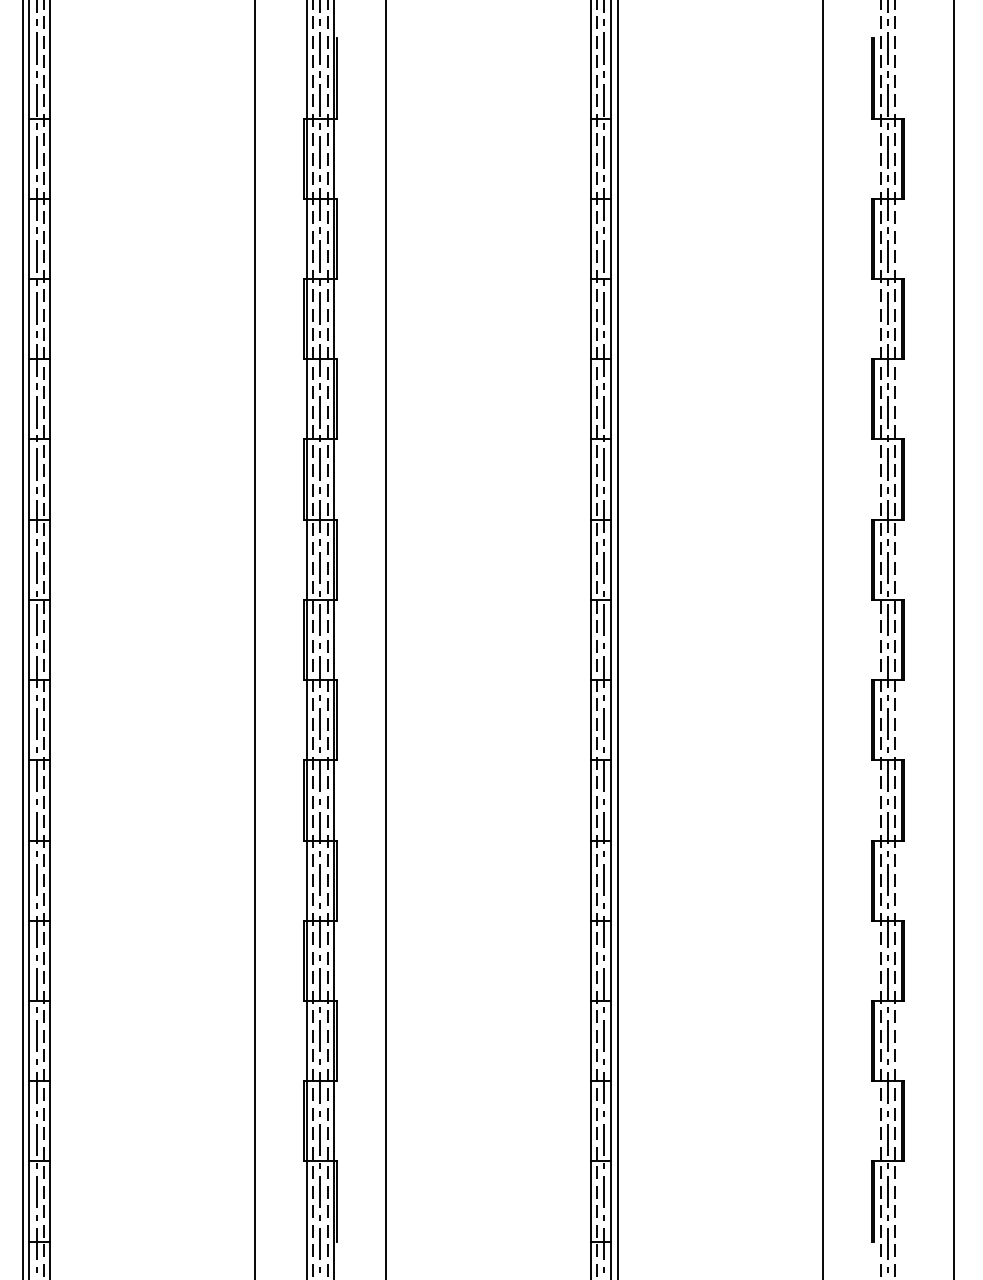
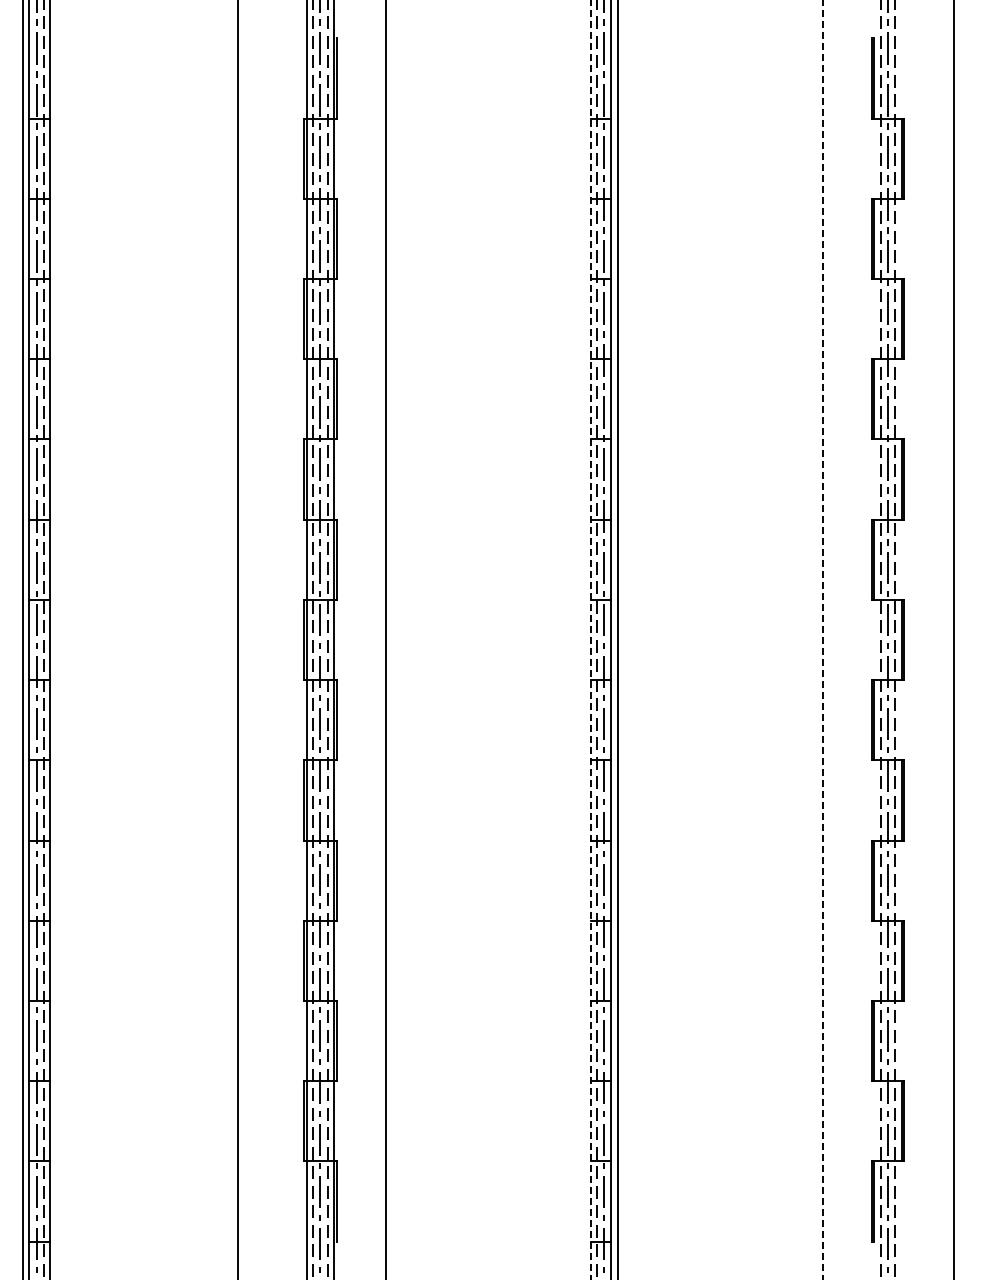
line position: (254, 639) -> (237, 639) (237, 639)
line: solid -> dashed (590, 639)
line: solid -> dashed (822, 639)
